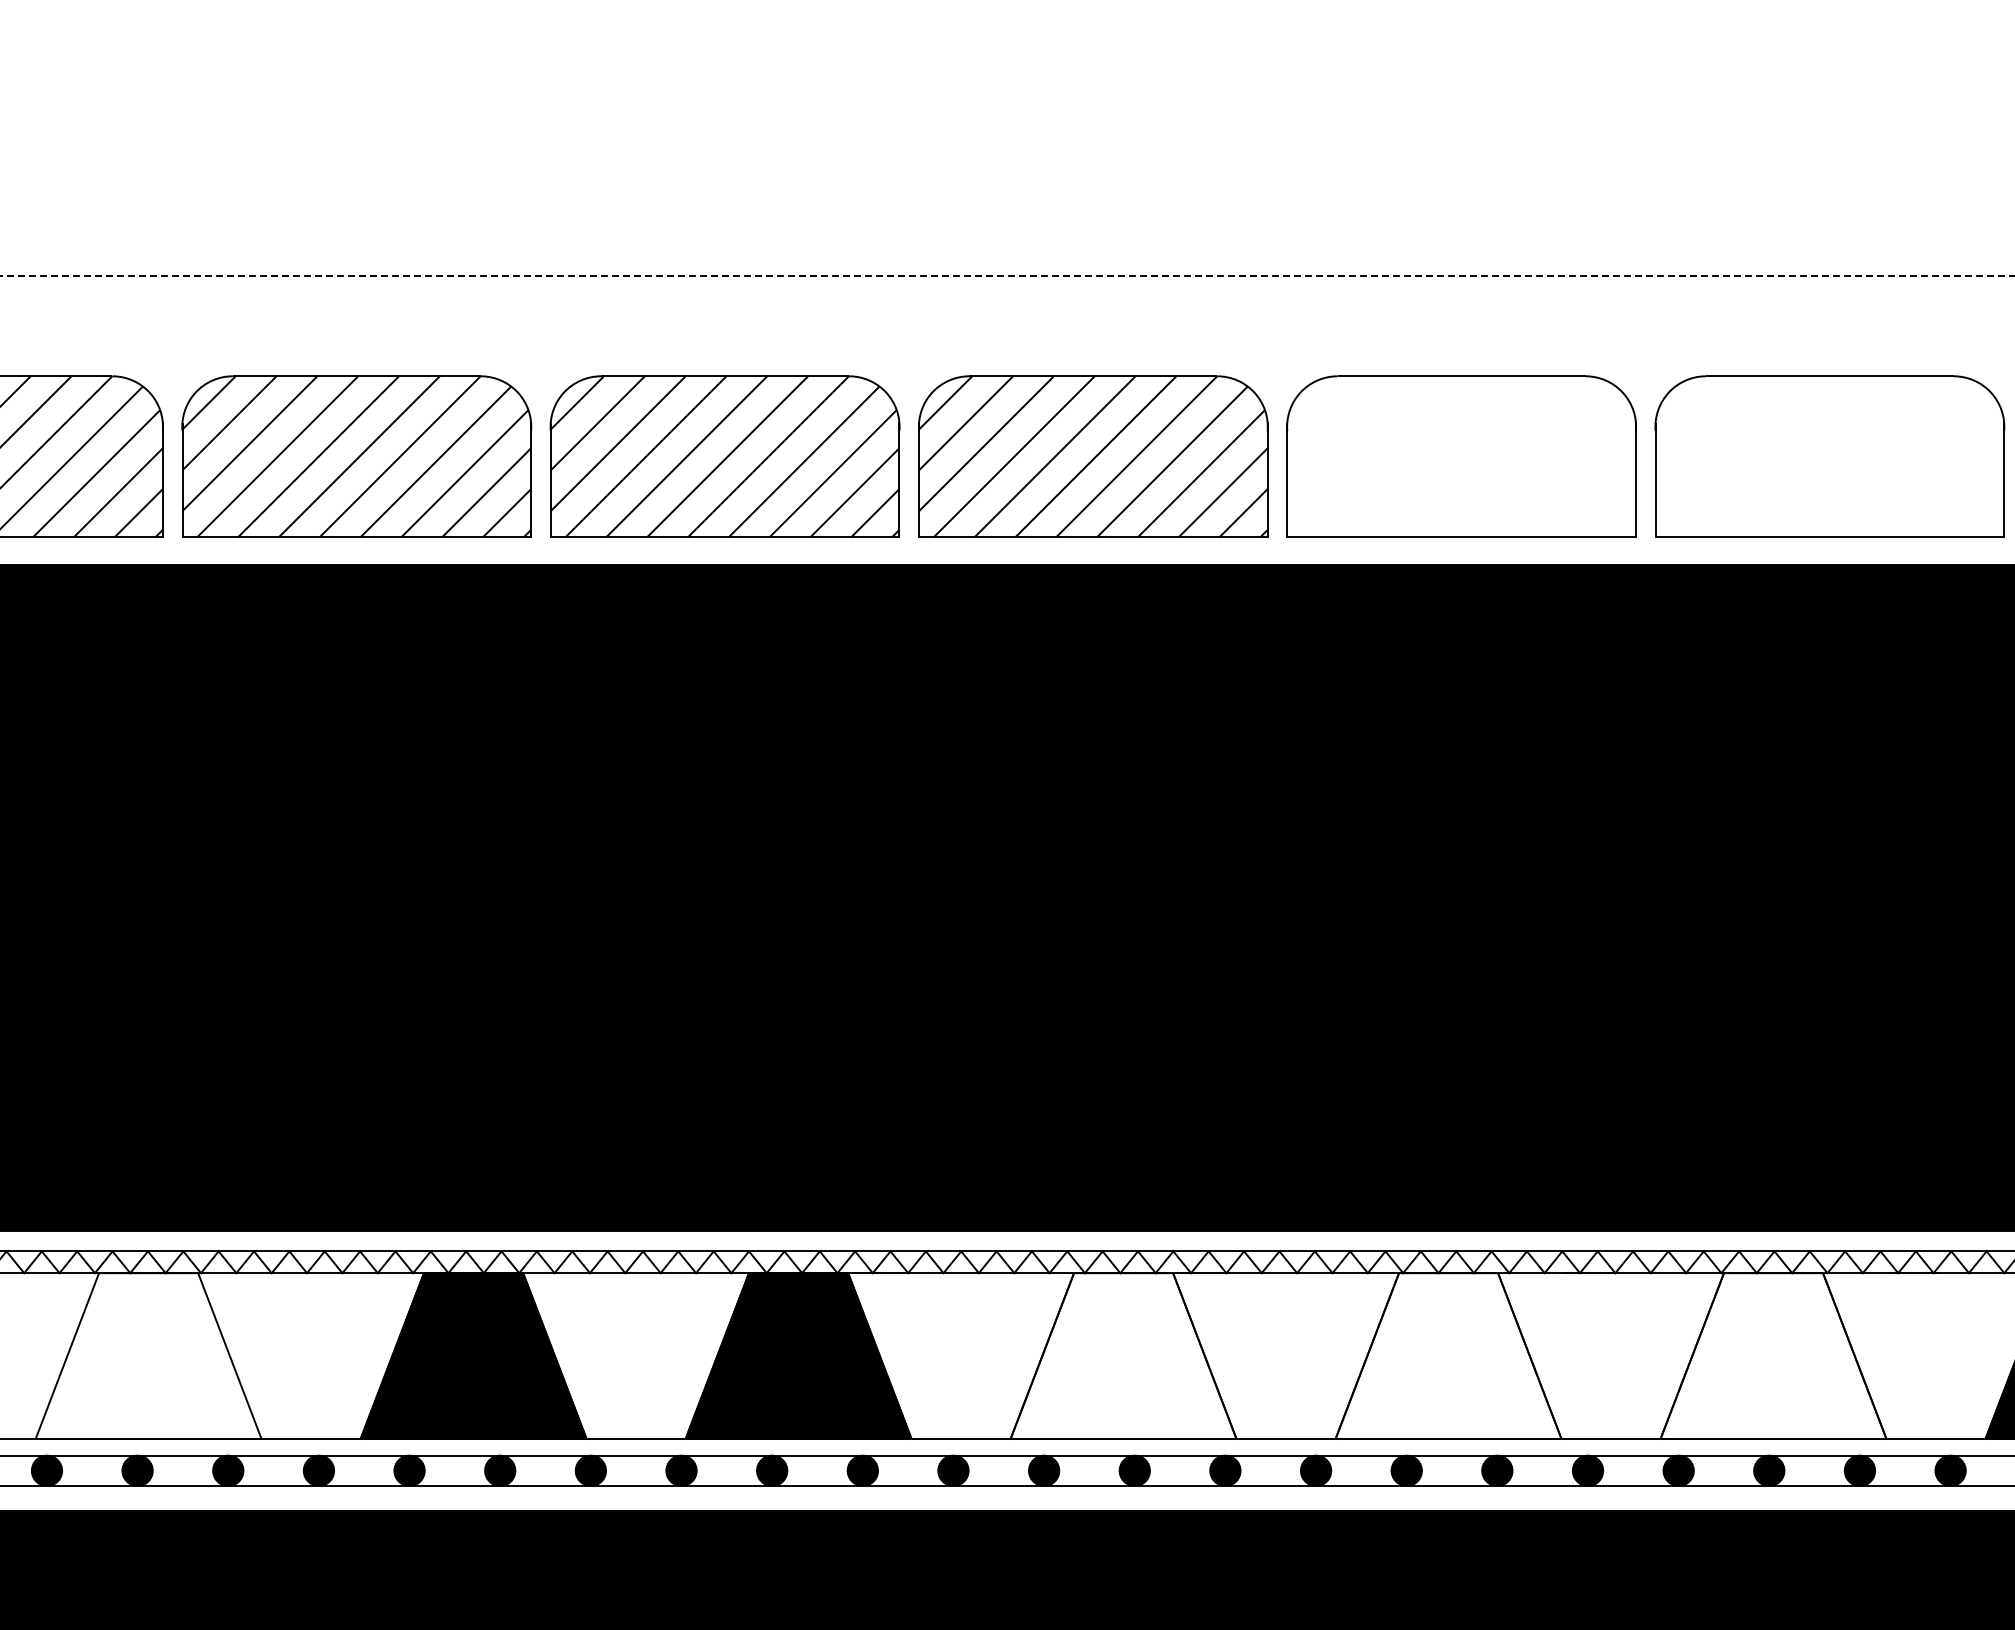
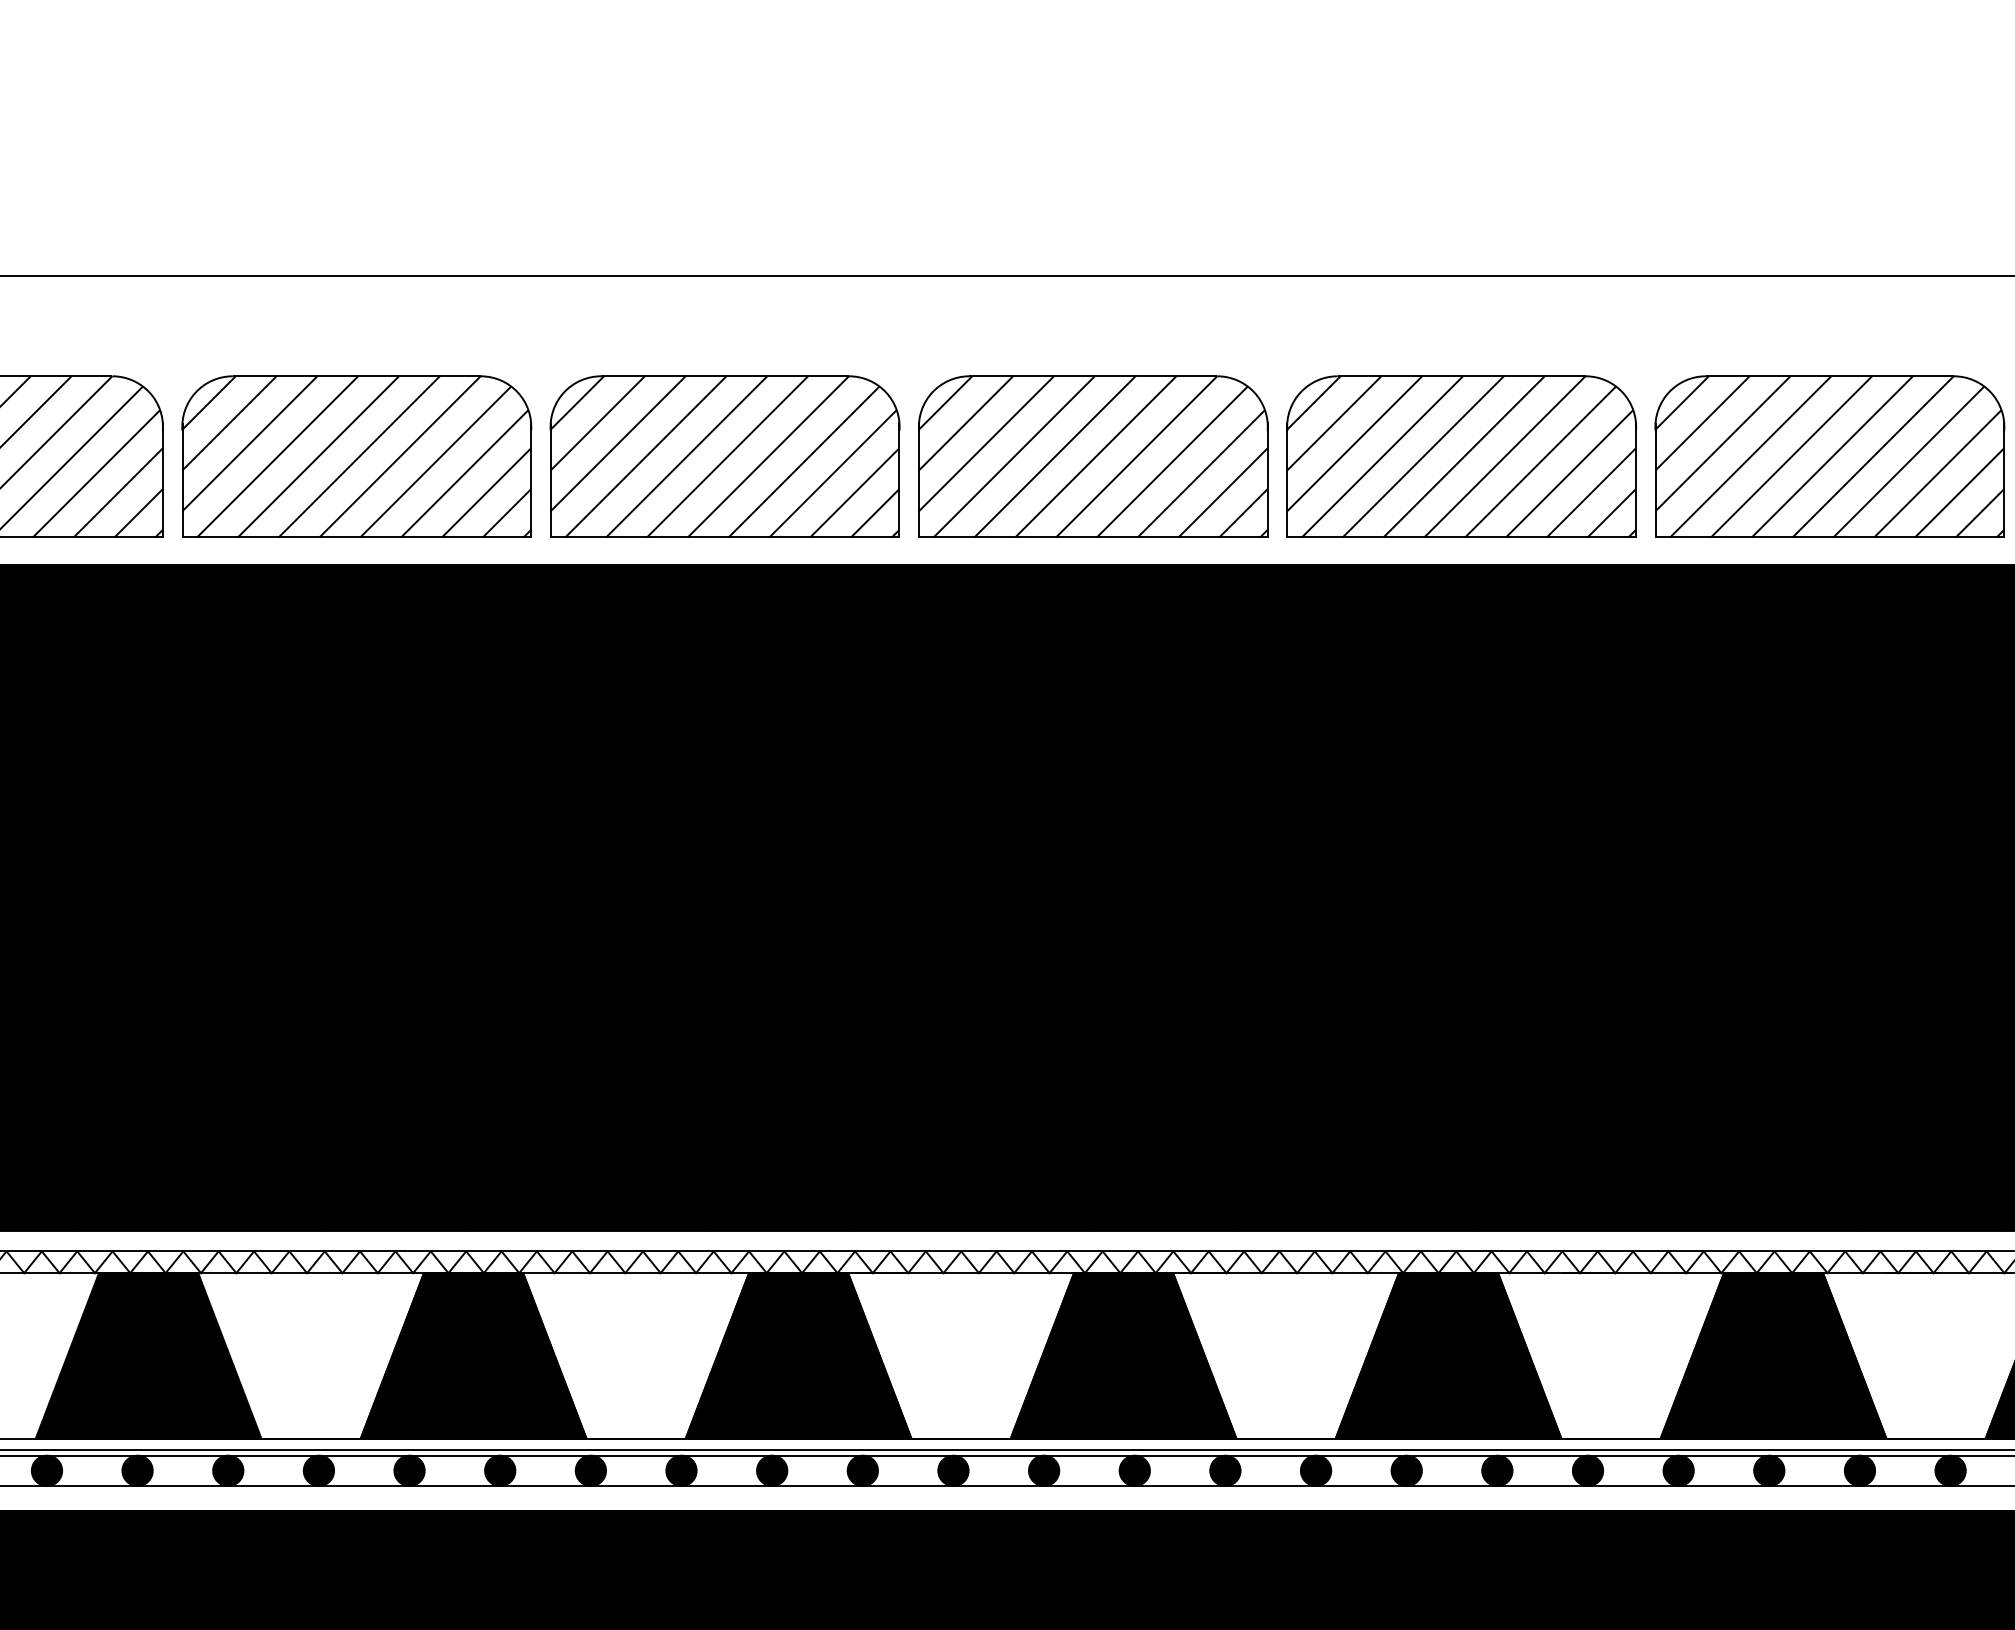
line: dashed -> solid (1007, 275)
hatch: none -> present (1461, 456)
hatch: none -> present (1829, 456)
fill: none -> present (148, 1355)
fill: none -> present (1123, 1355)
fill: none -> present (1448, 1355)
fill: none -> present (1773, 1355)
line: none -> present (1006, 1450)
